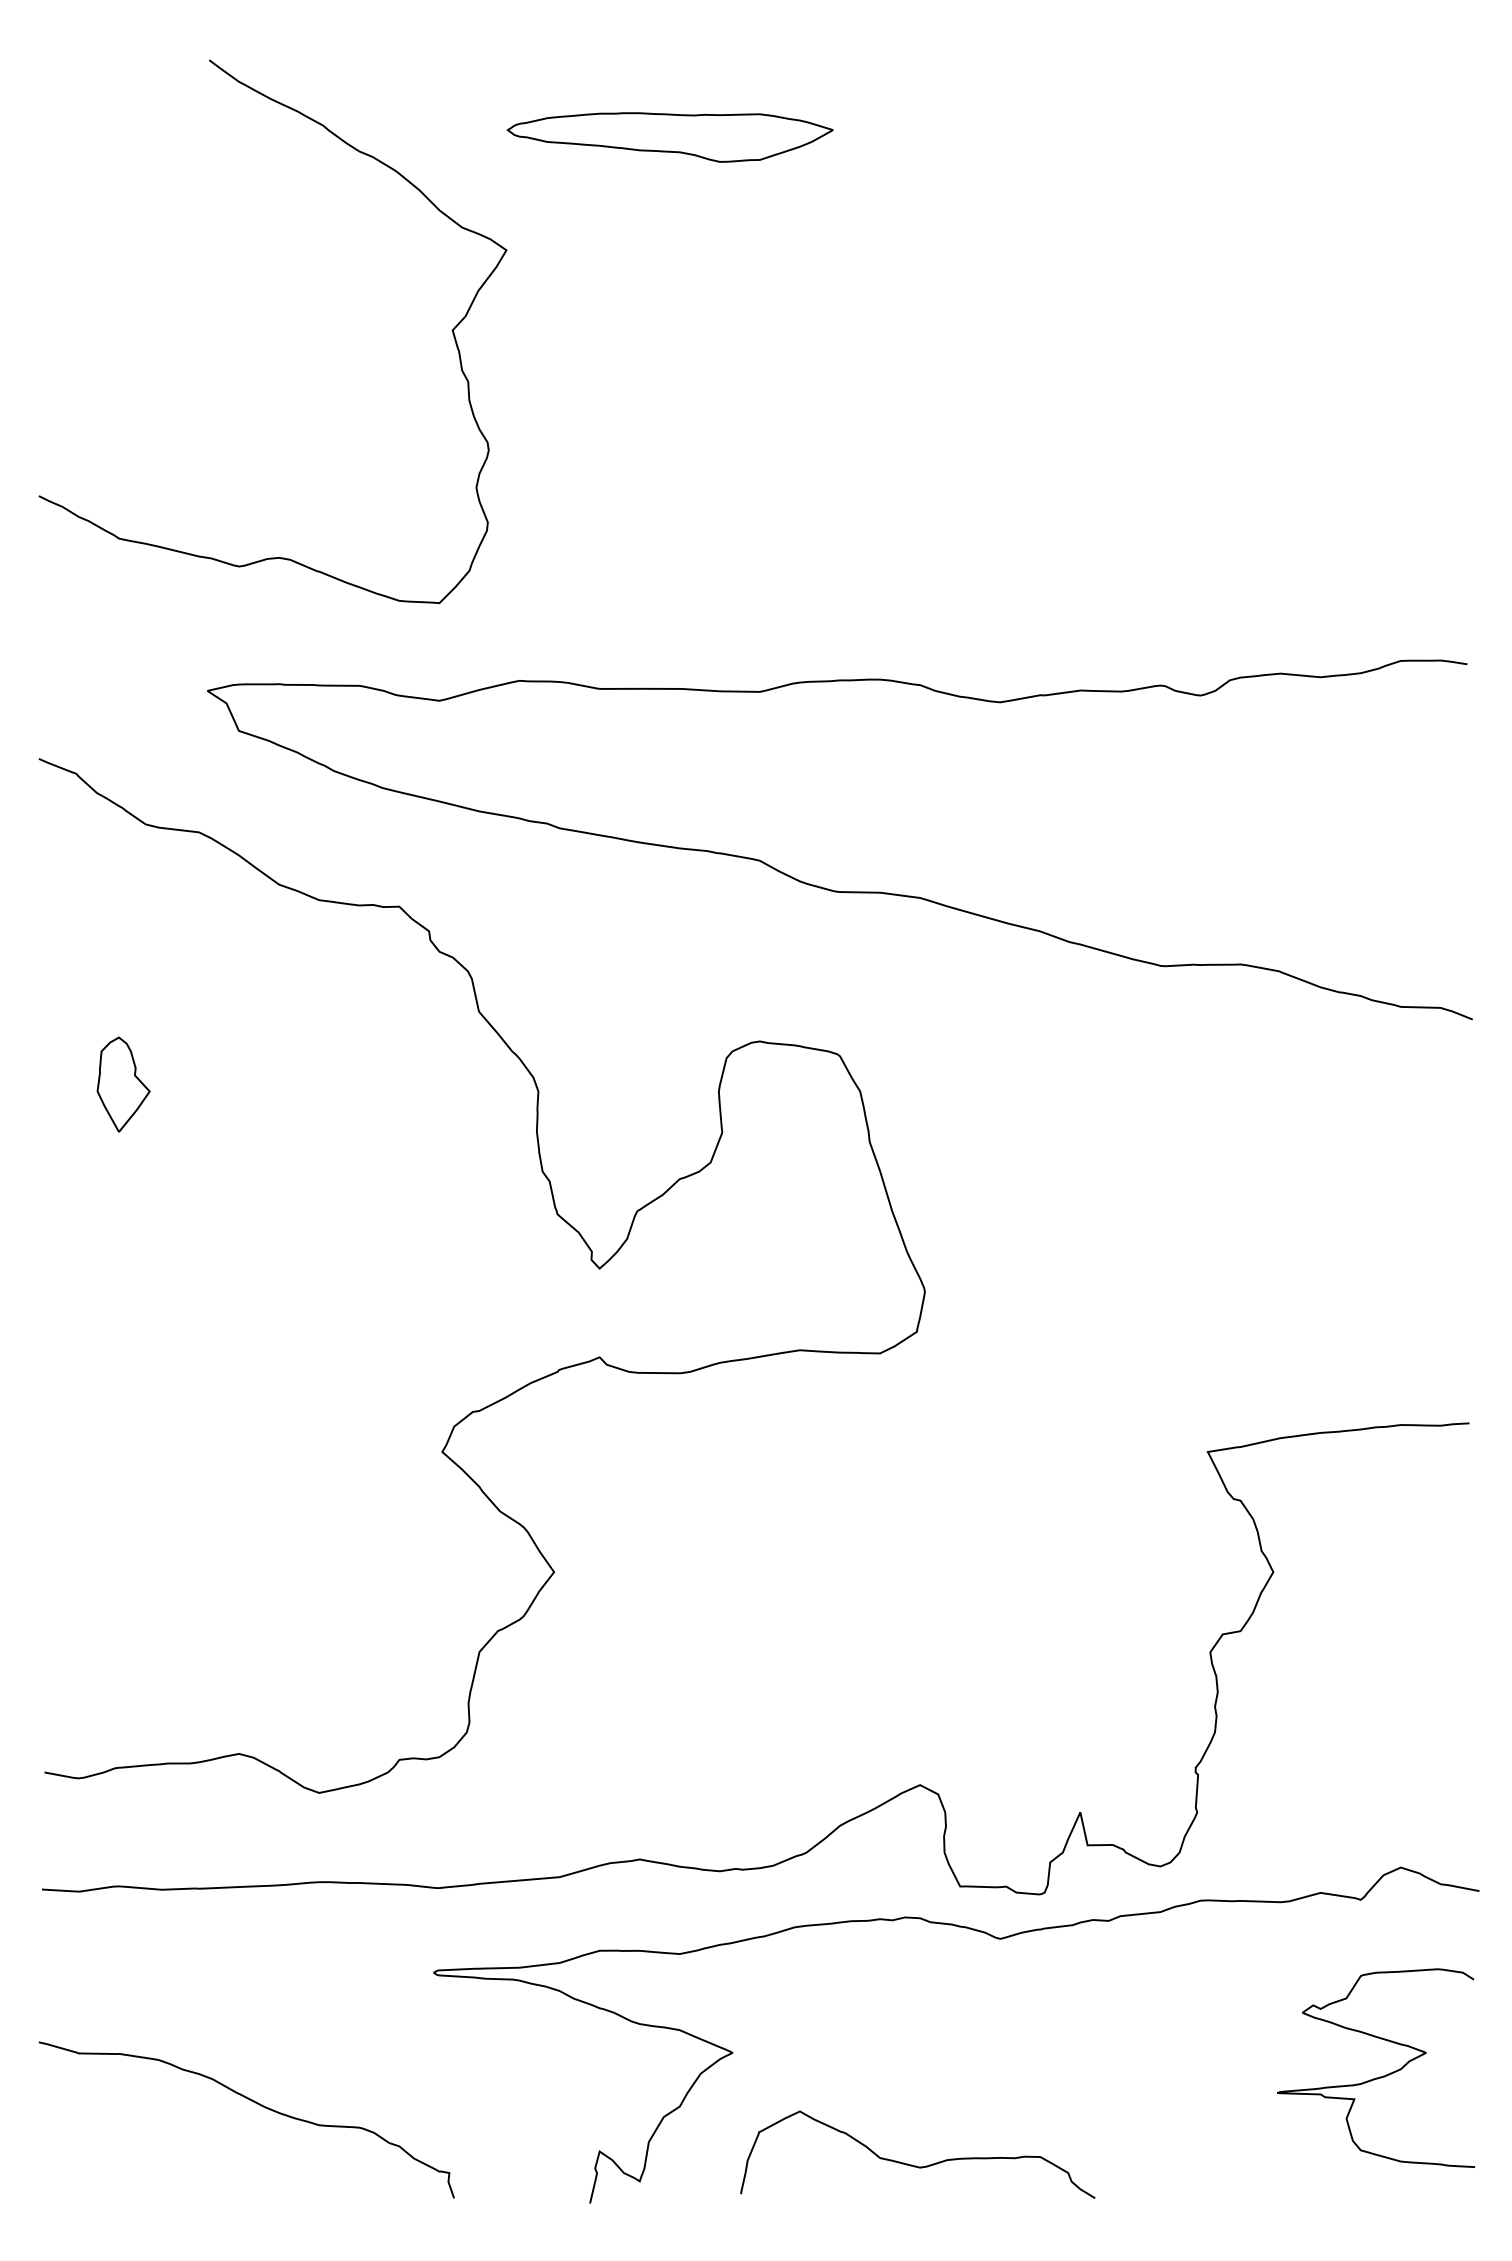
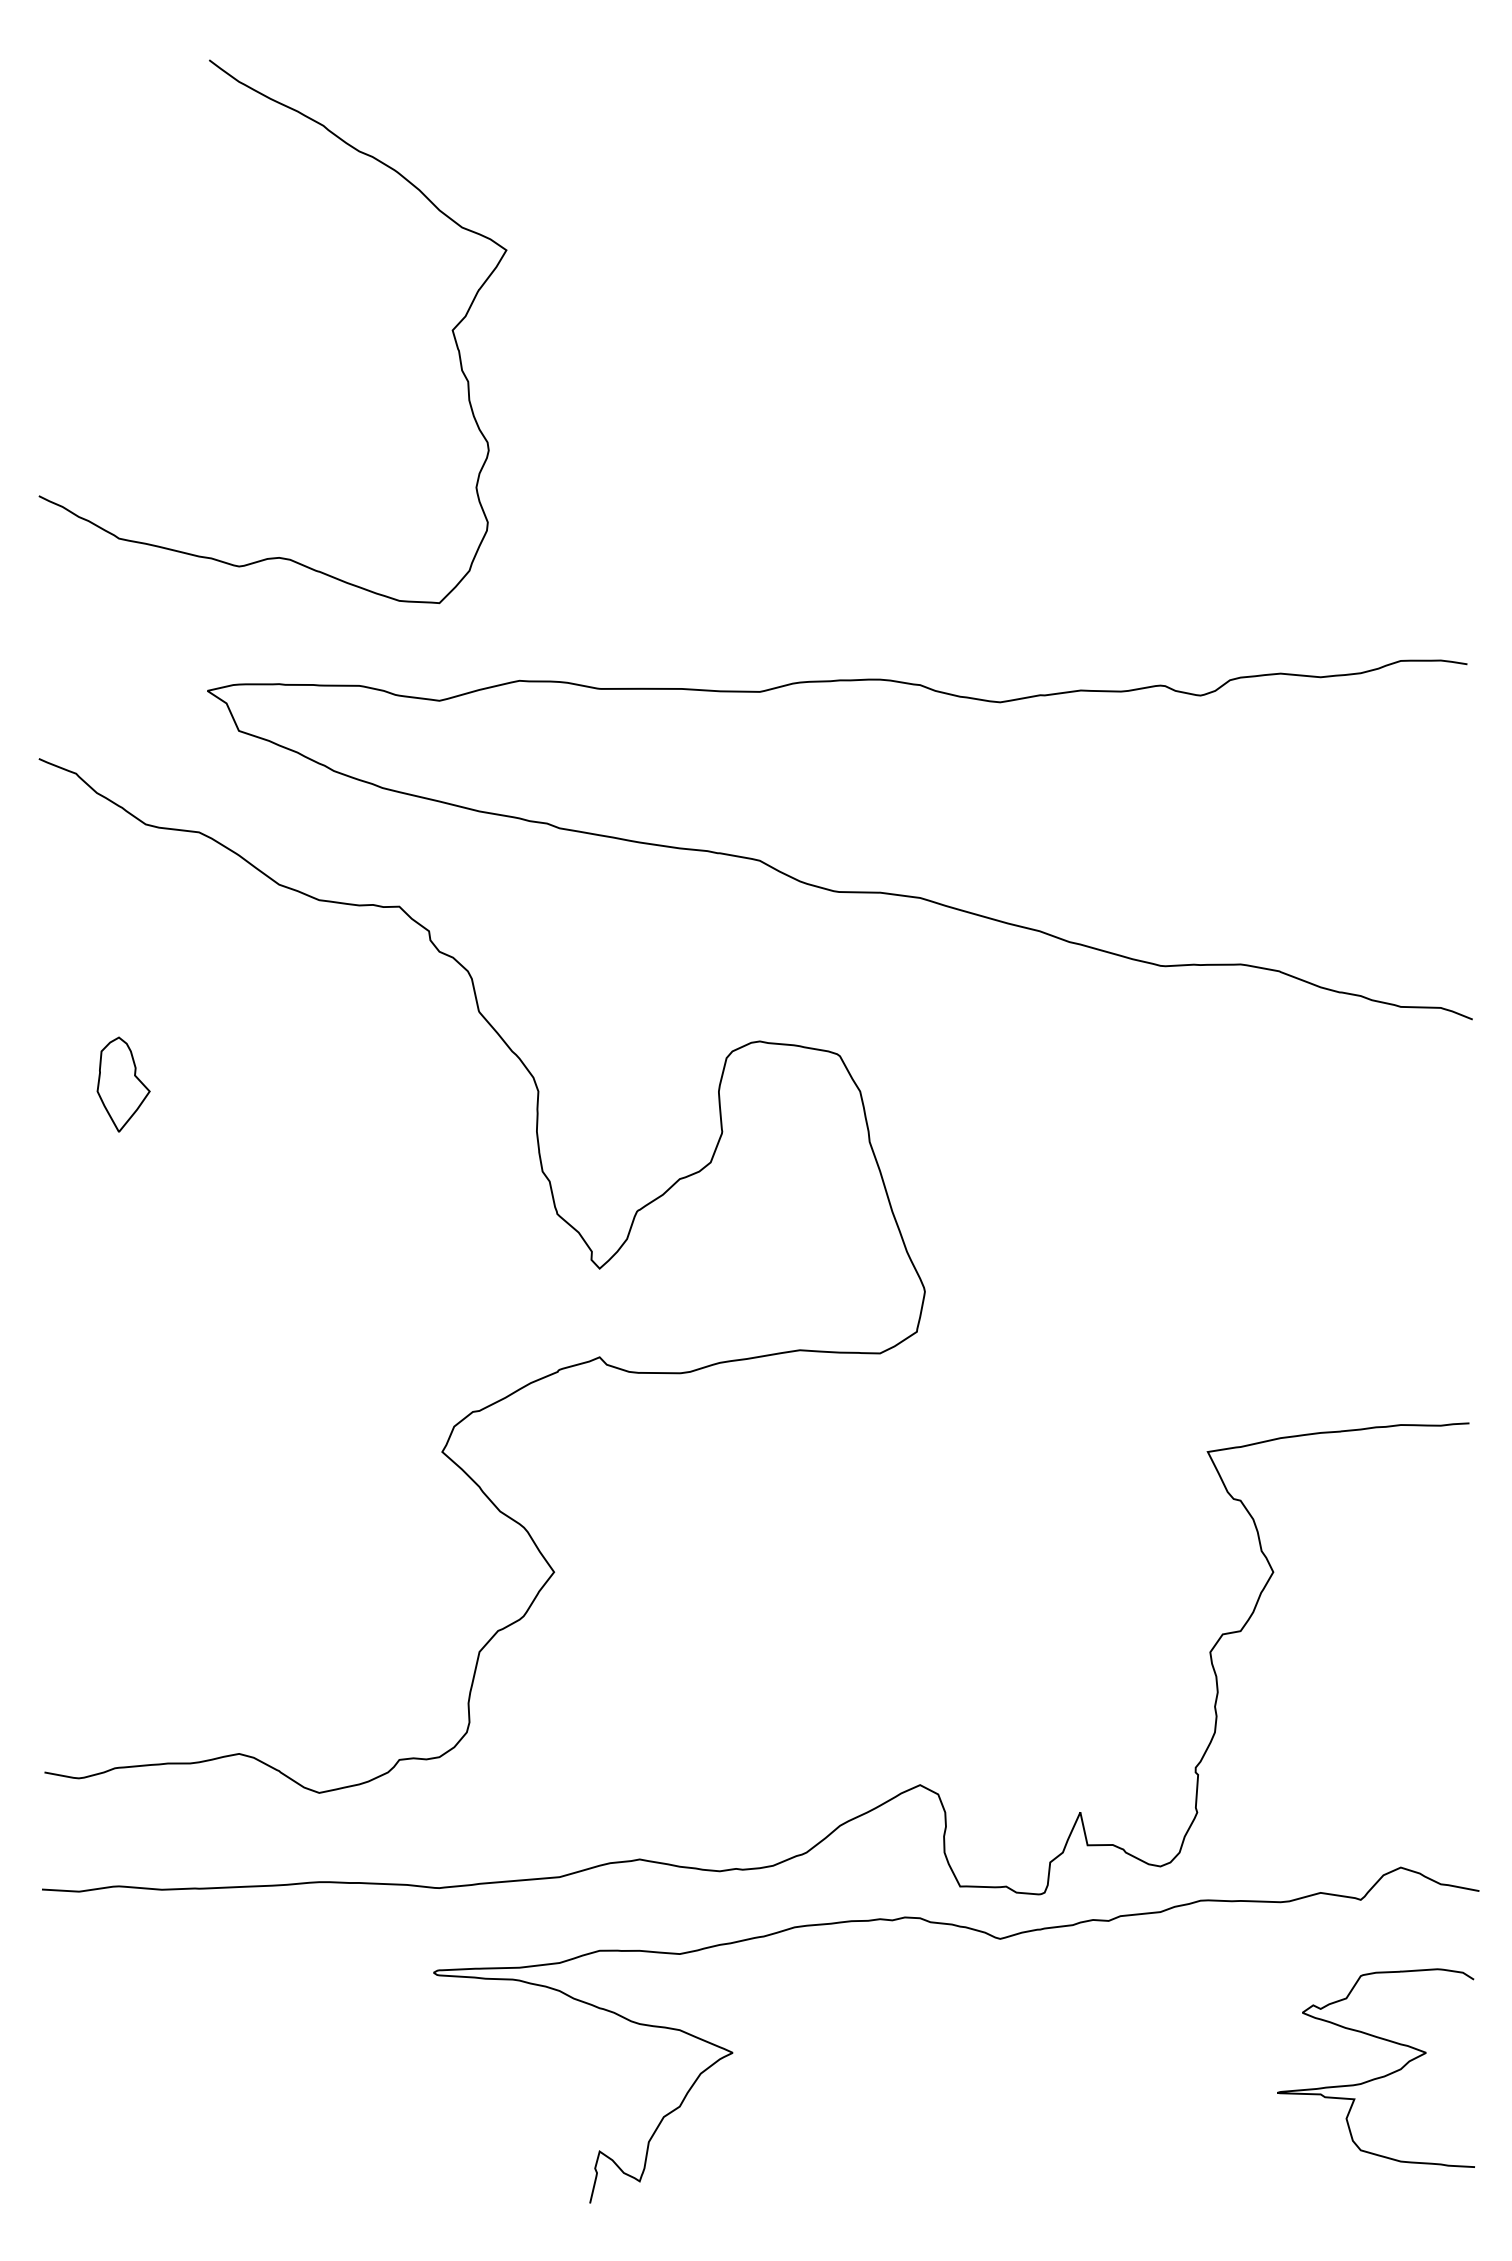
part: present -> none (669, 137)
curve: present -> none (255, 2103)
curve: present -> none (916, 2165)
